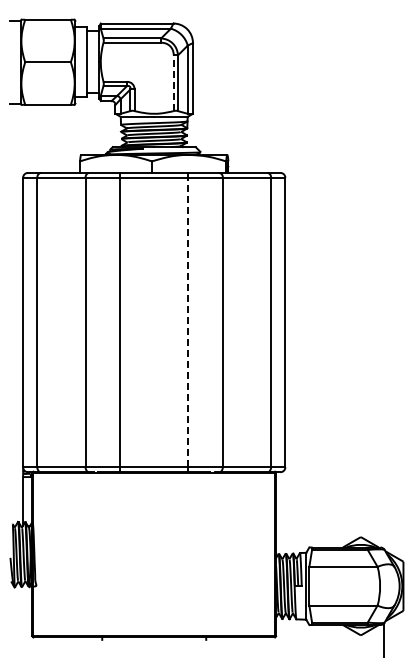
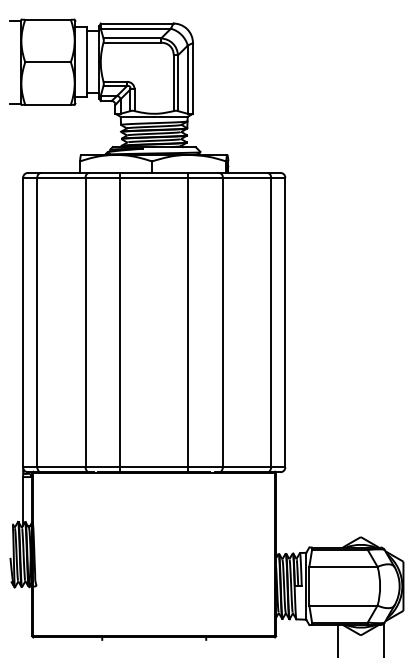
line: dashed -> solid (173, 83)
line: dashed -> solid (188, 322)
line: none -> present (337, 639)
